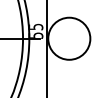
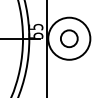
circle: none -> present (69, 38)
